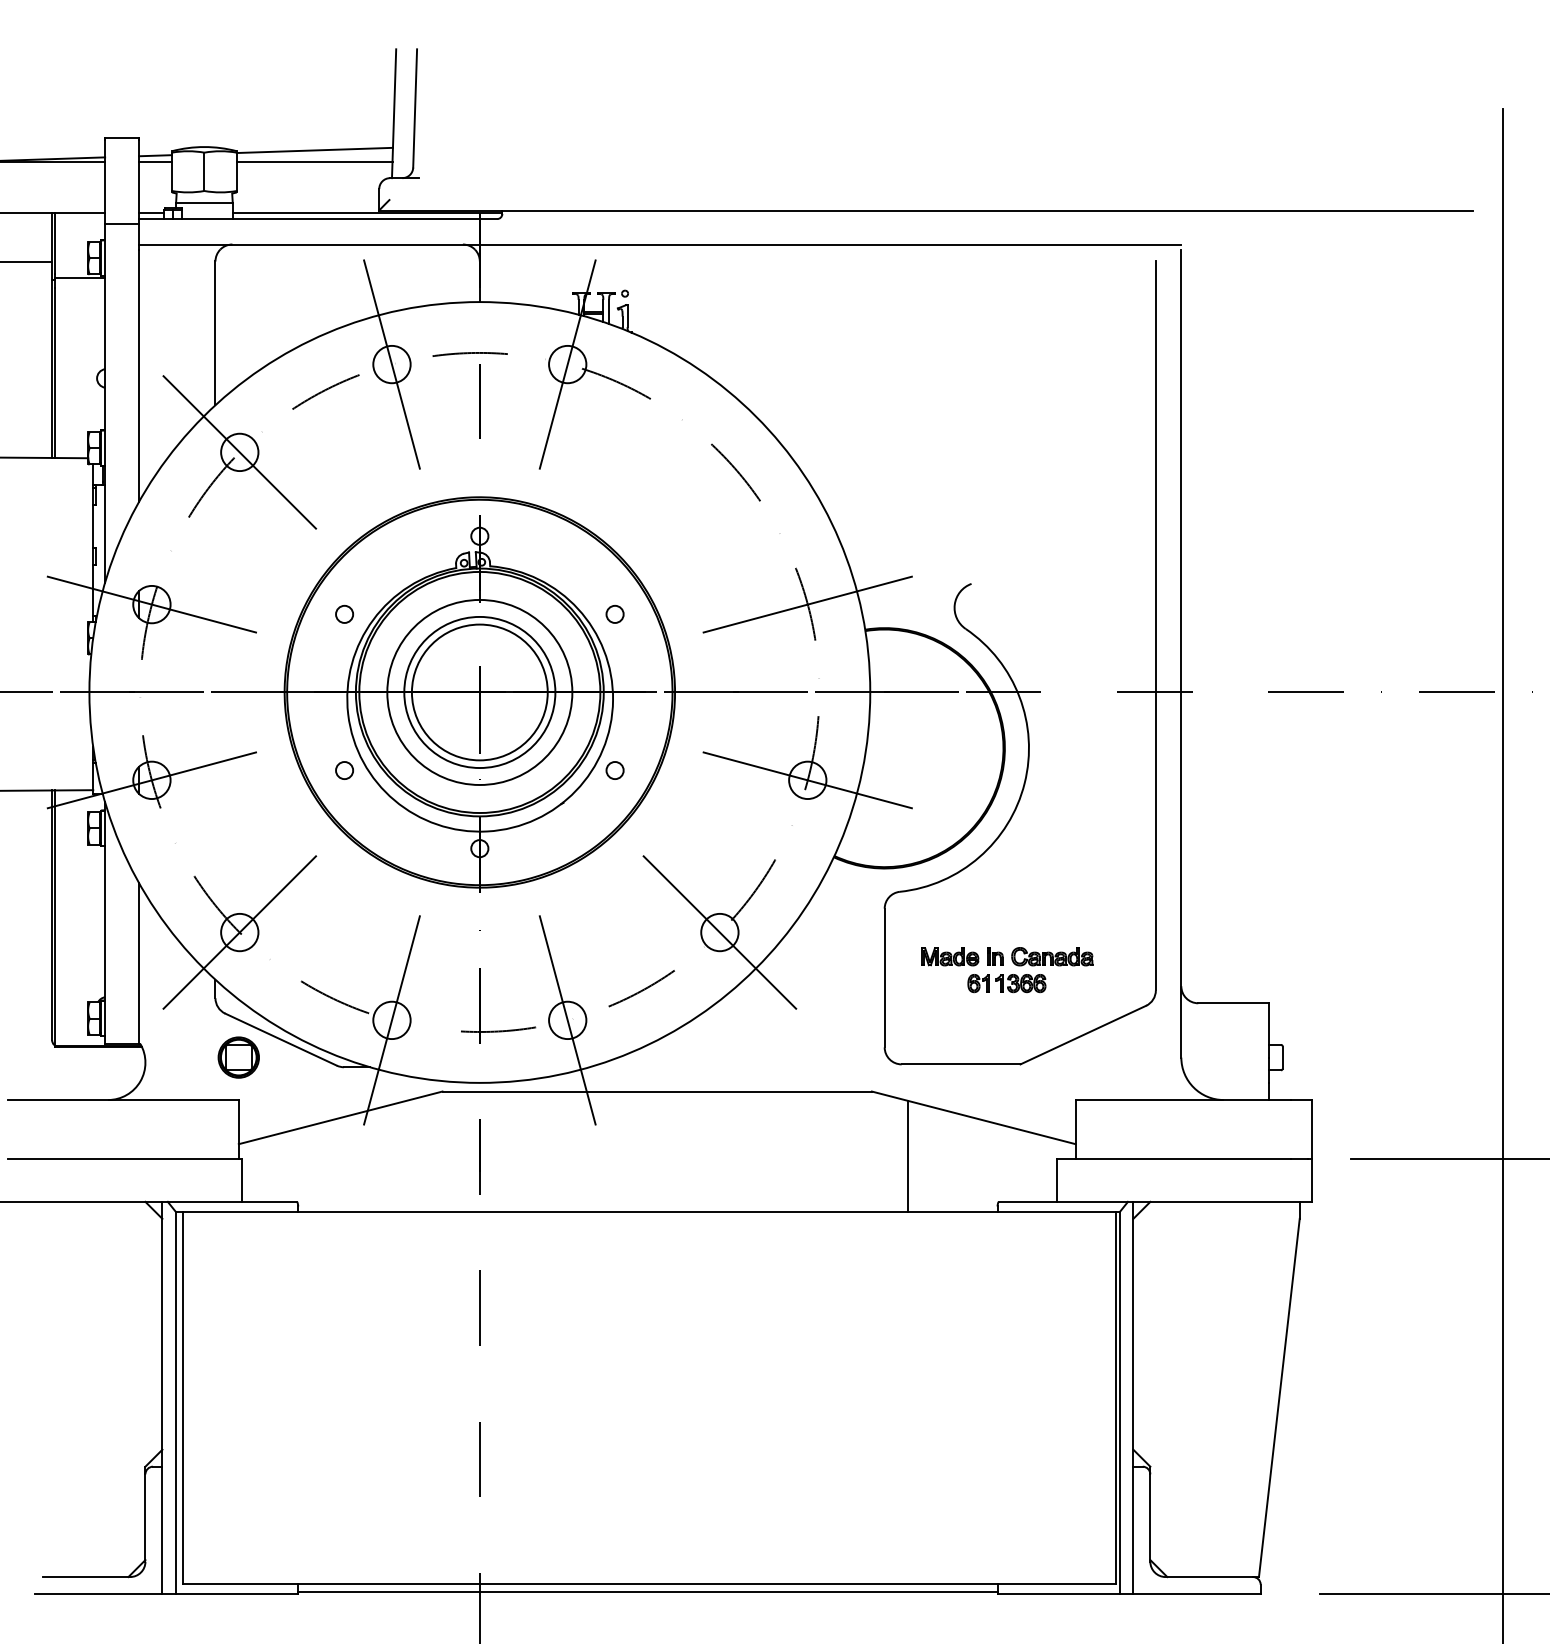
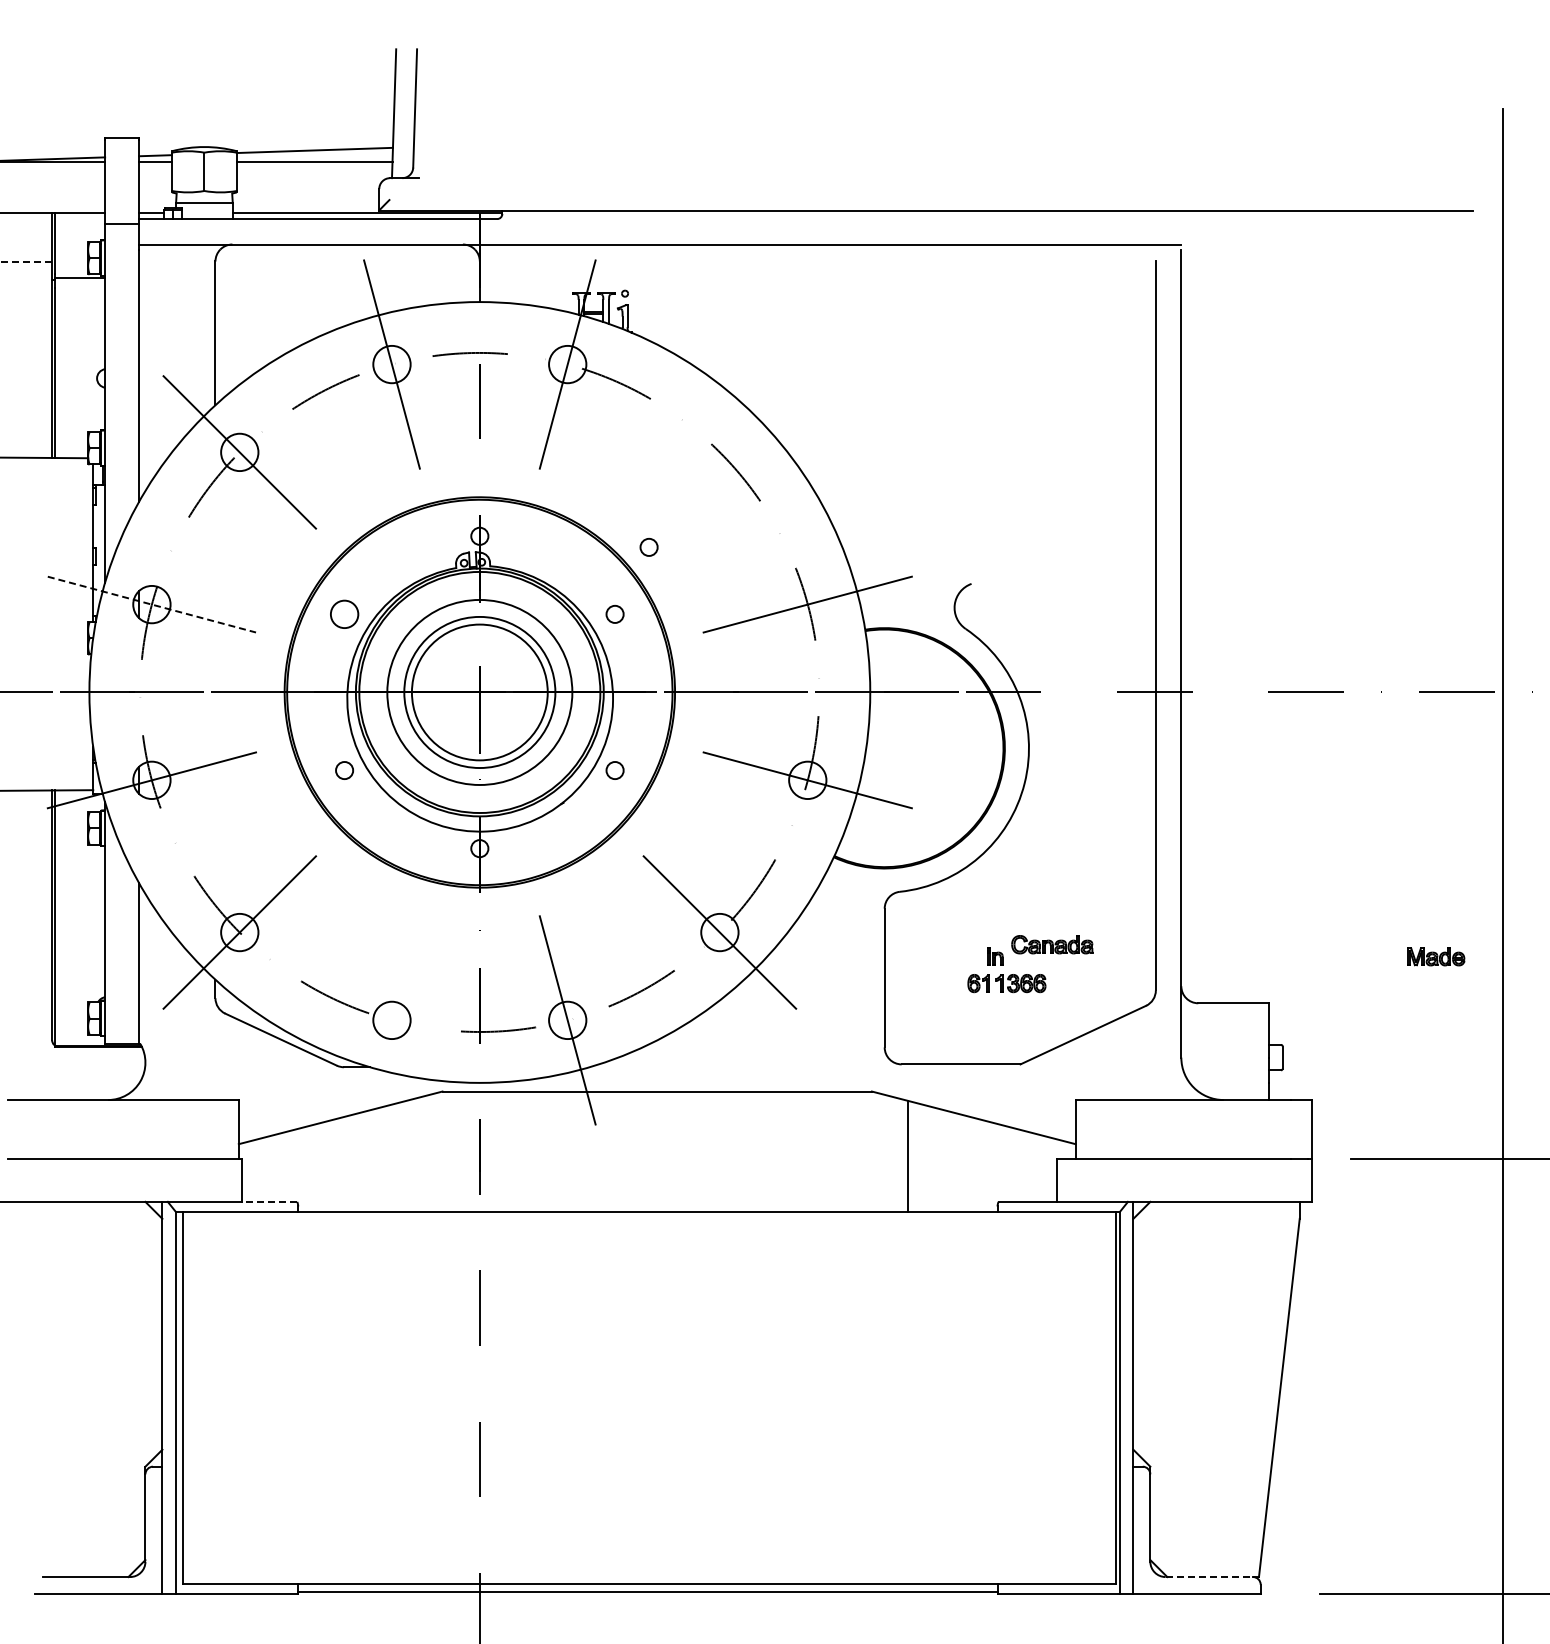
line: solid -> dashed (26, 262)
circle: none -> present (648, 547)
line: solid -> dashed (151, 604)
circle diameter: 17 px -> 27 px (344, 614)
part position: (950, 956) -> (1436, 956) (1436, 956)
part position: (1052, 956) -> (1052, 944) (1052, 944)
line: present -> none (391, 1020)
part: present -> none (238, 1057)
line: solid -> dashed (269, 1201)
line: solid -> dashed (1209, 1577)
